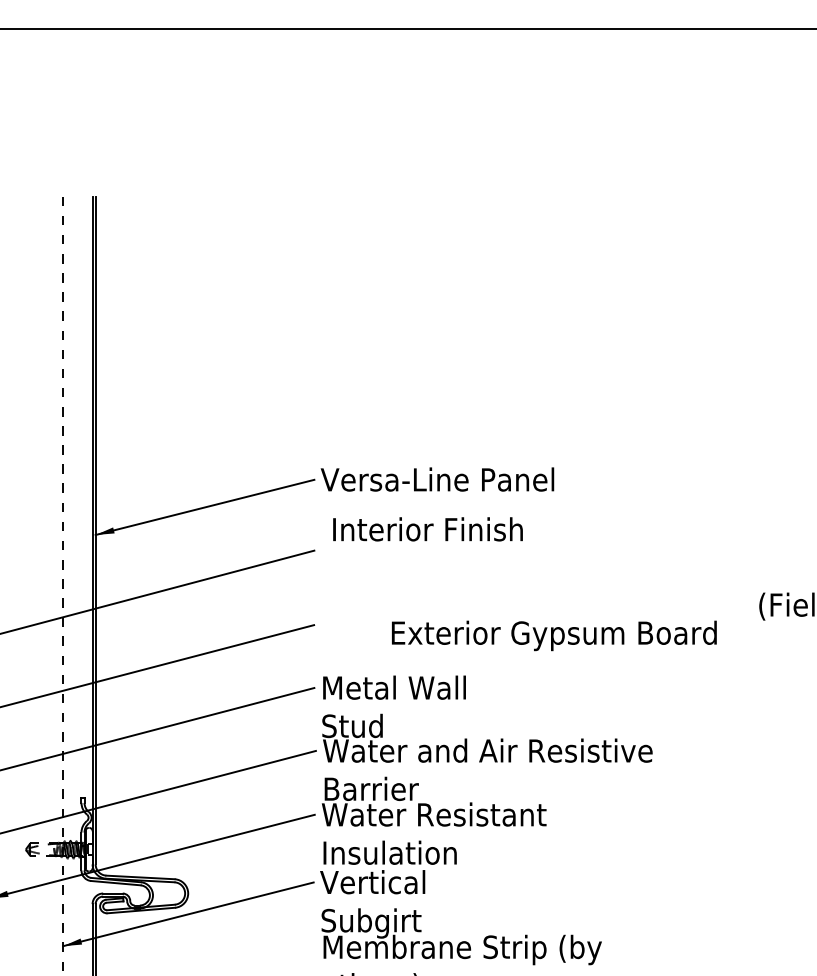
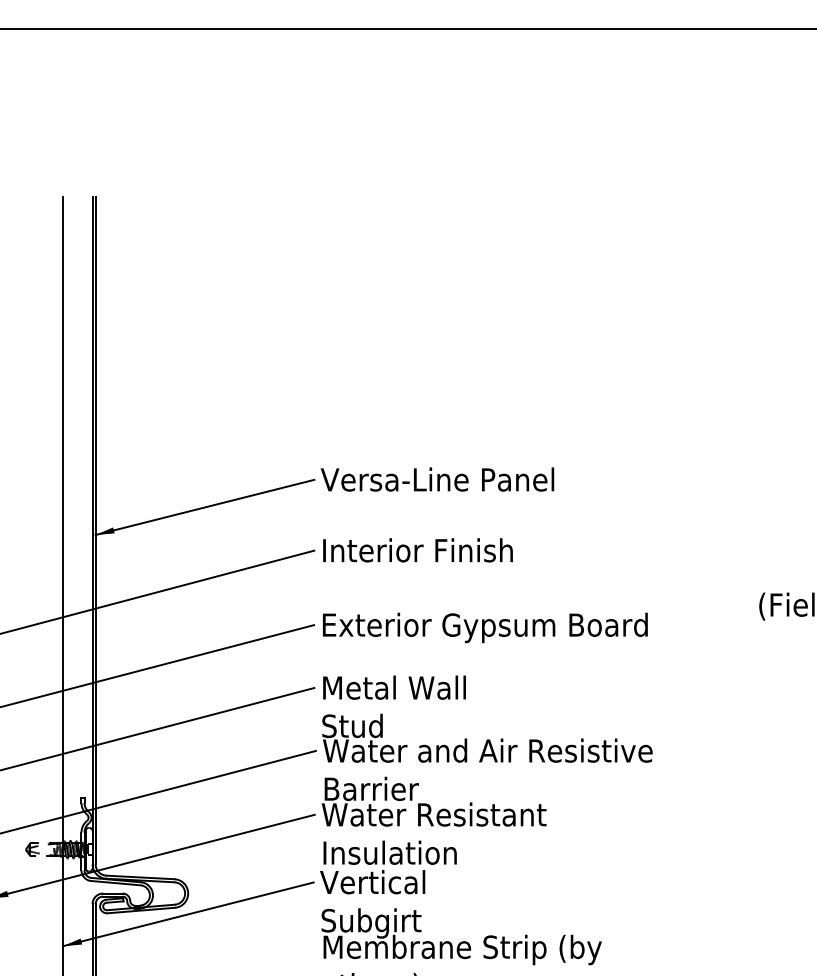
text position: (427, 529) -> (417, 550) (417, 550)
line: dashed -> solid (63, 586)
text position: (554, 635) -> (485, 627) (485, 627)
